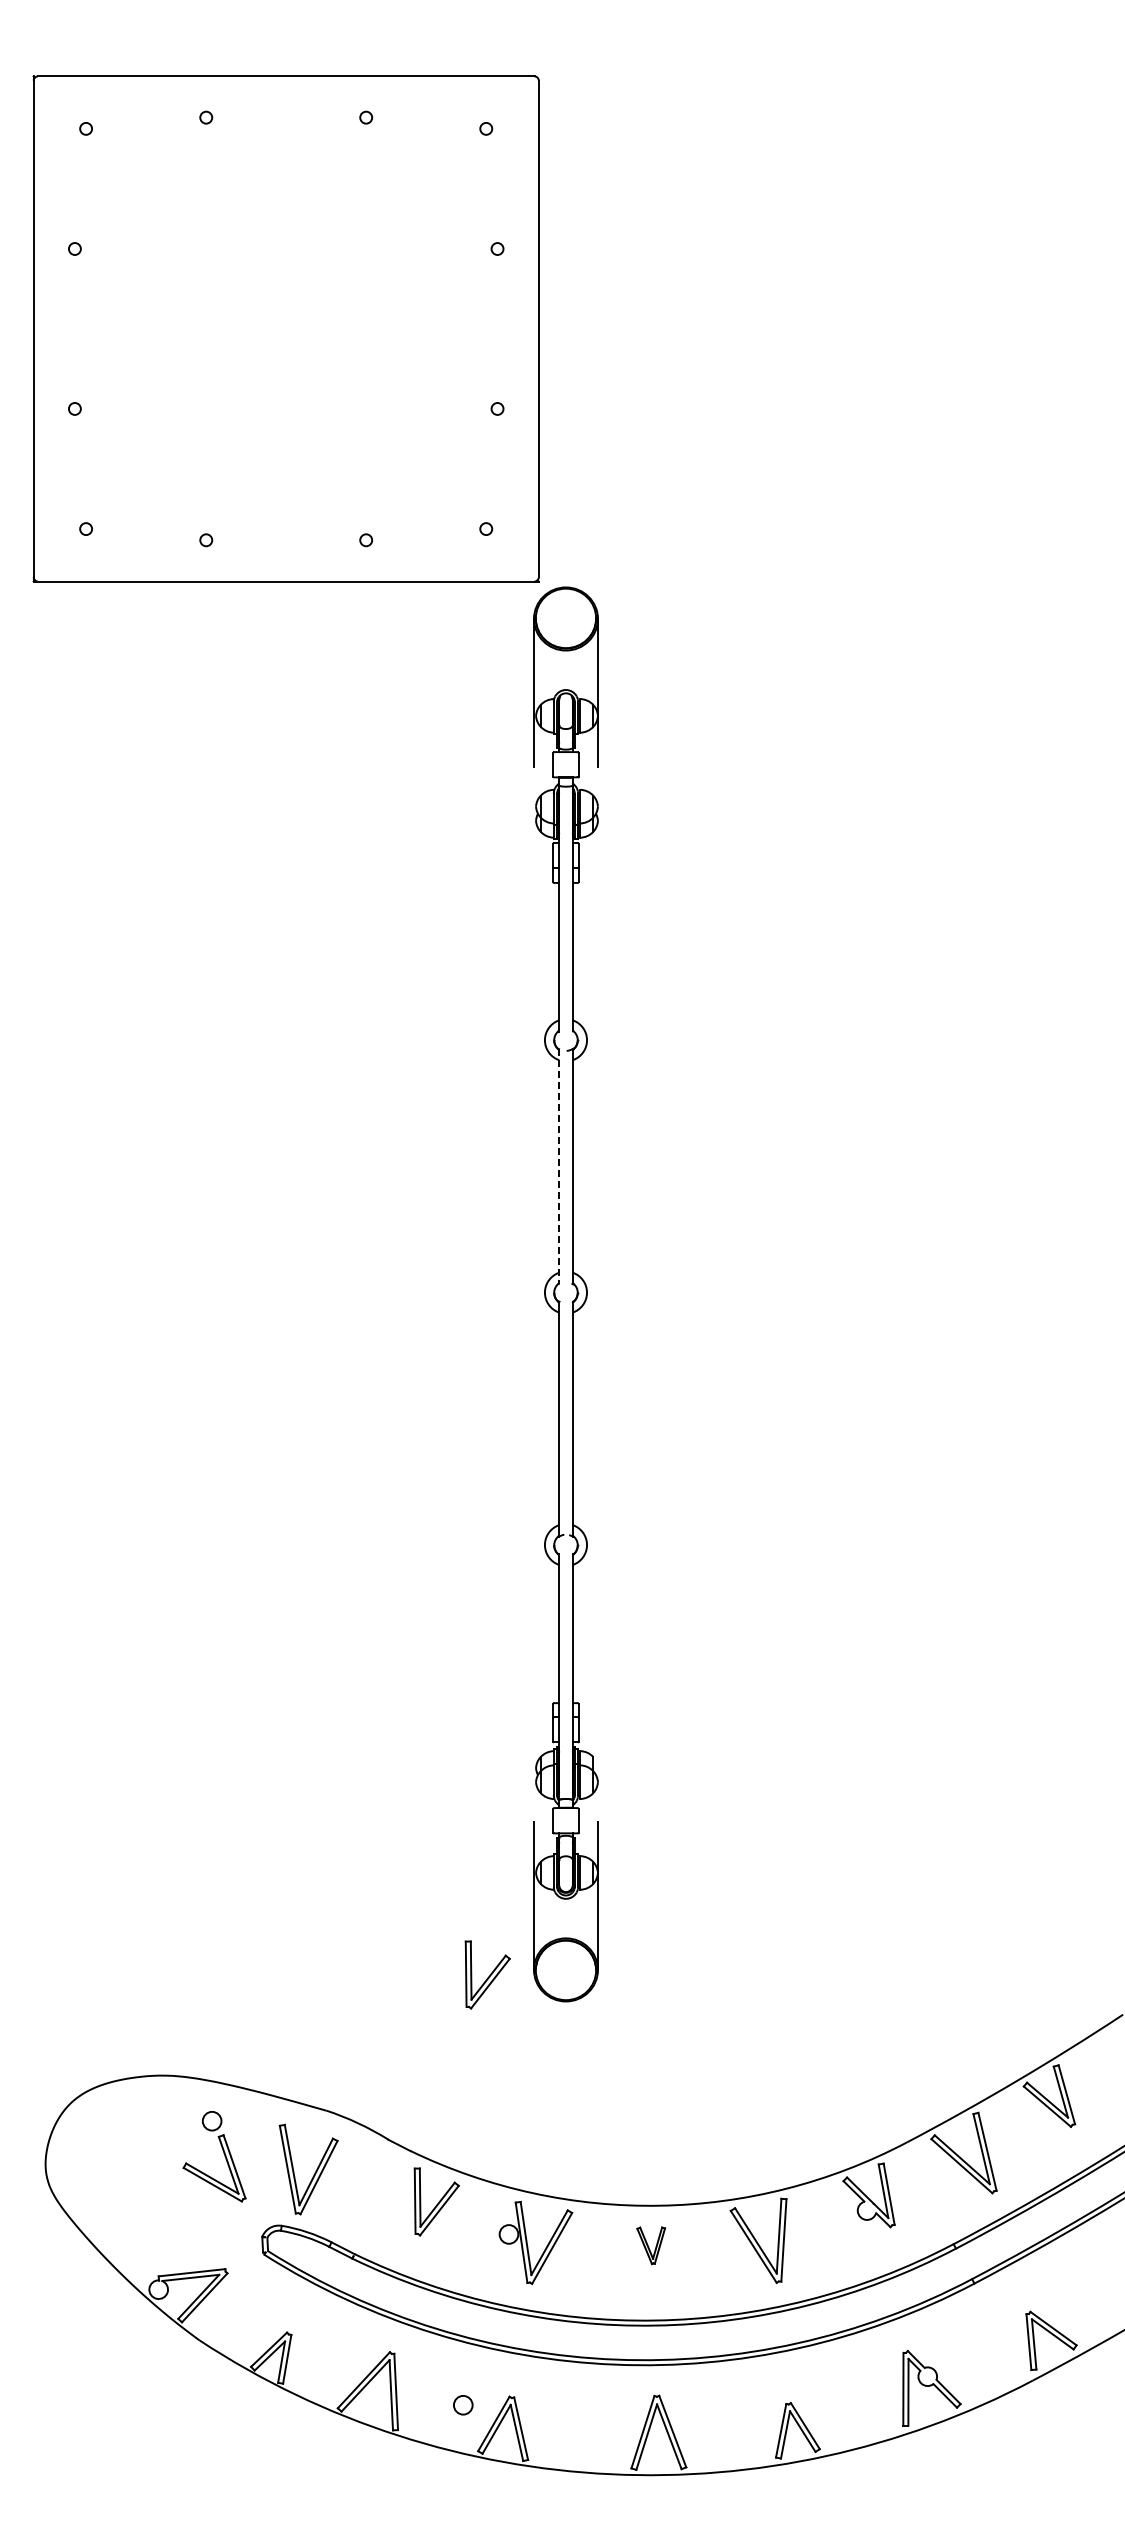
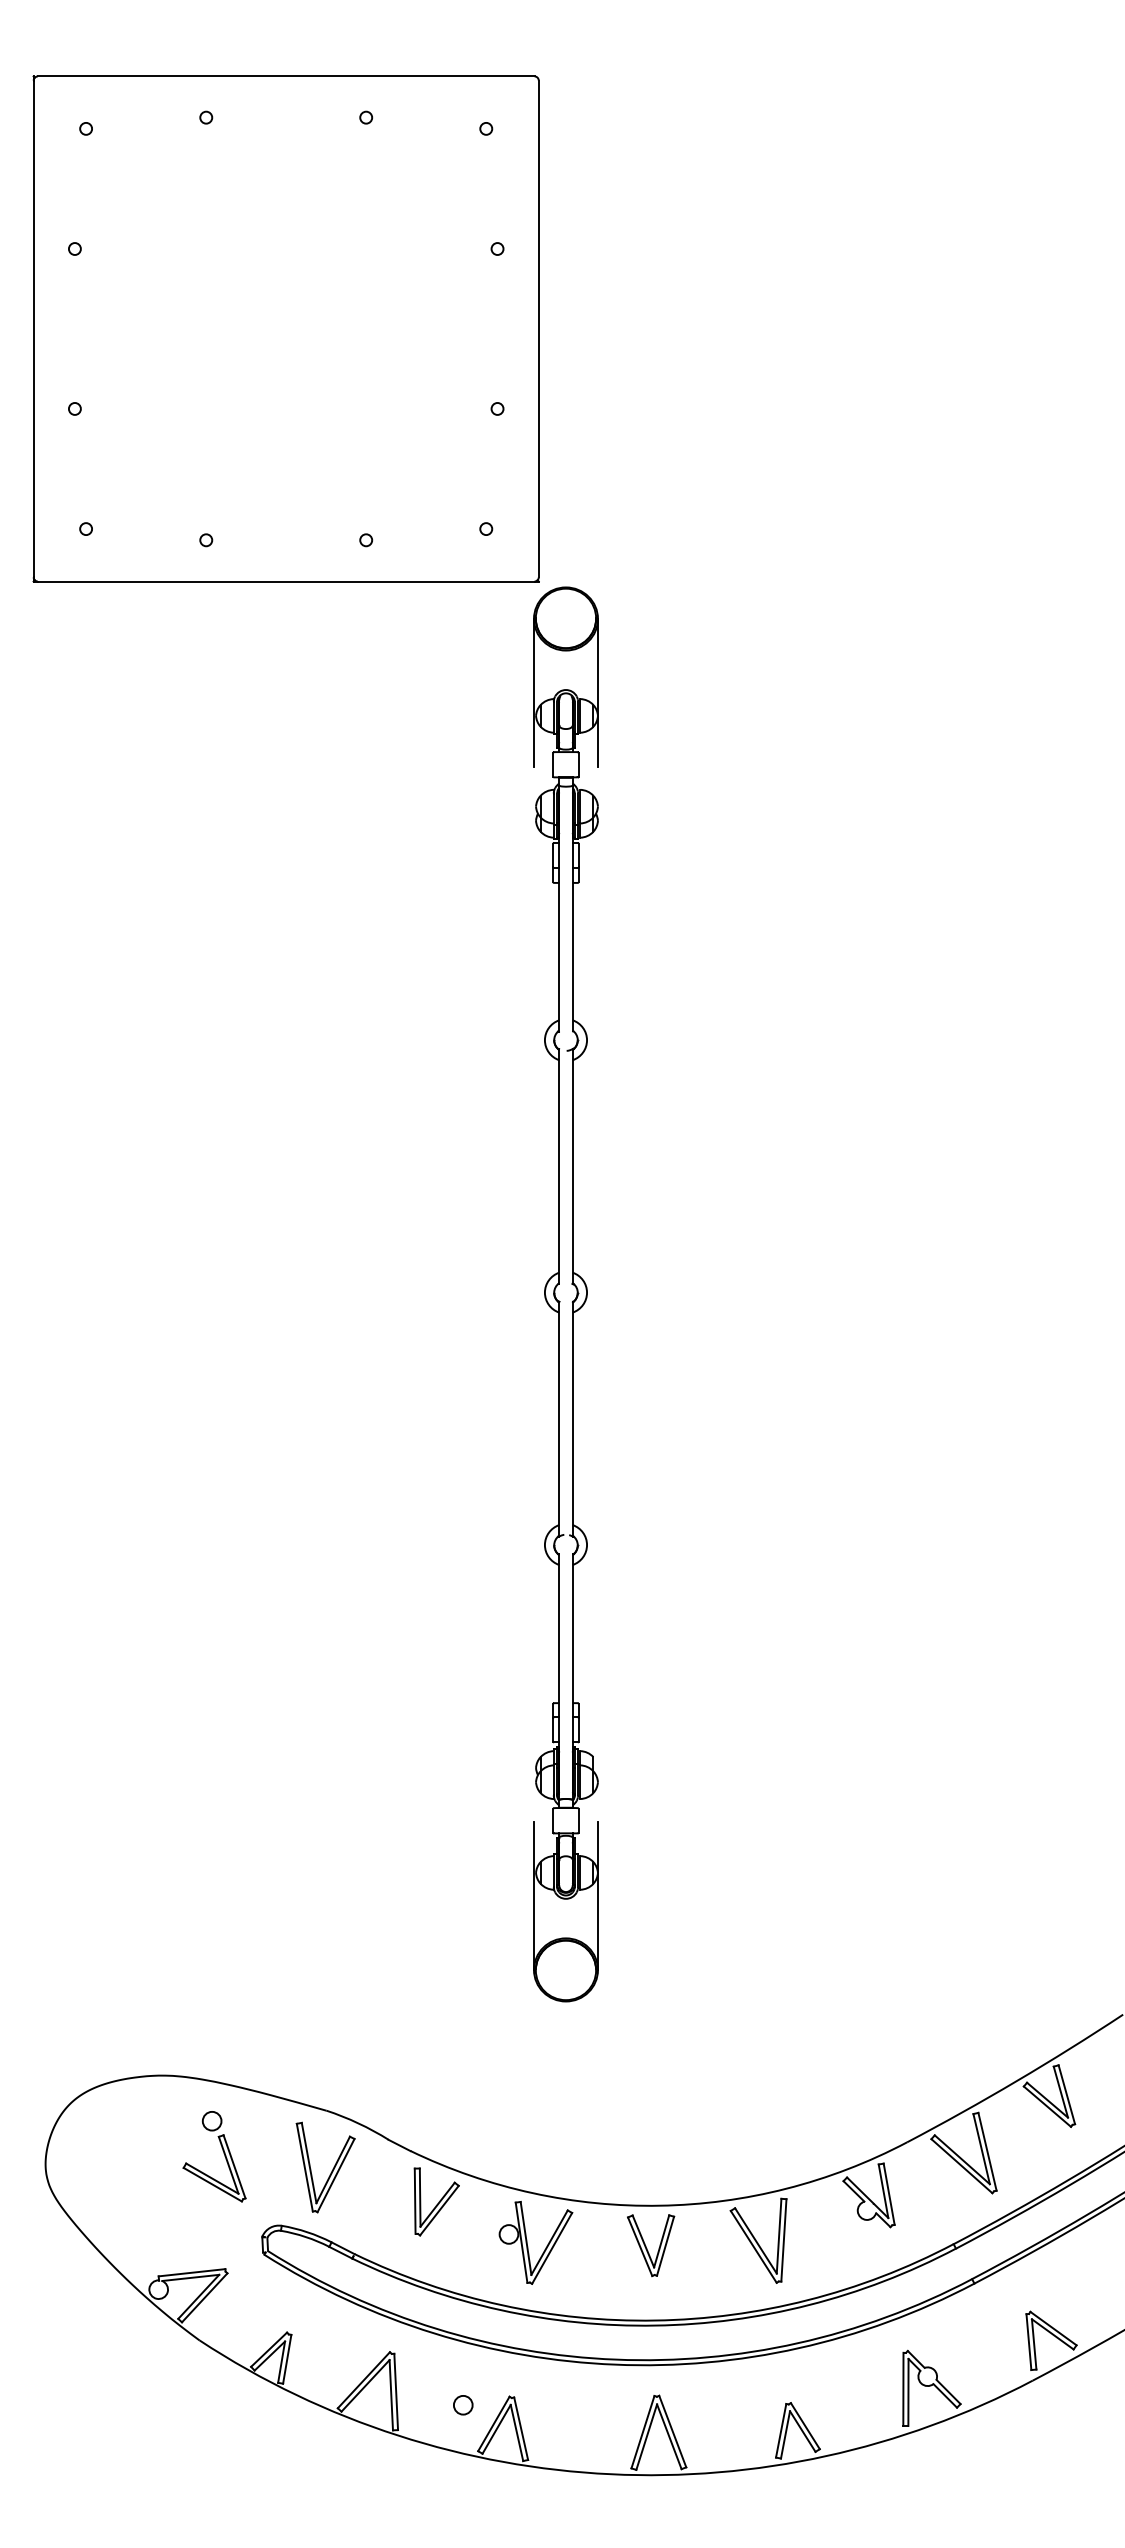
line: dashed -> solid (559, 1167)
part: present -> none (487, 1974)
part position: (314, 2172) -> (331, 2170) (331, 2170)
part size: 31x40 px -> 49x64 px (651, 2245)
